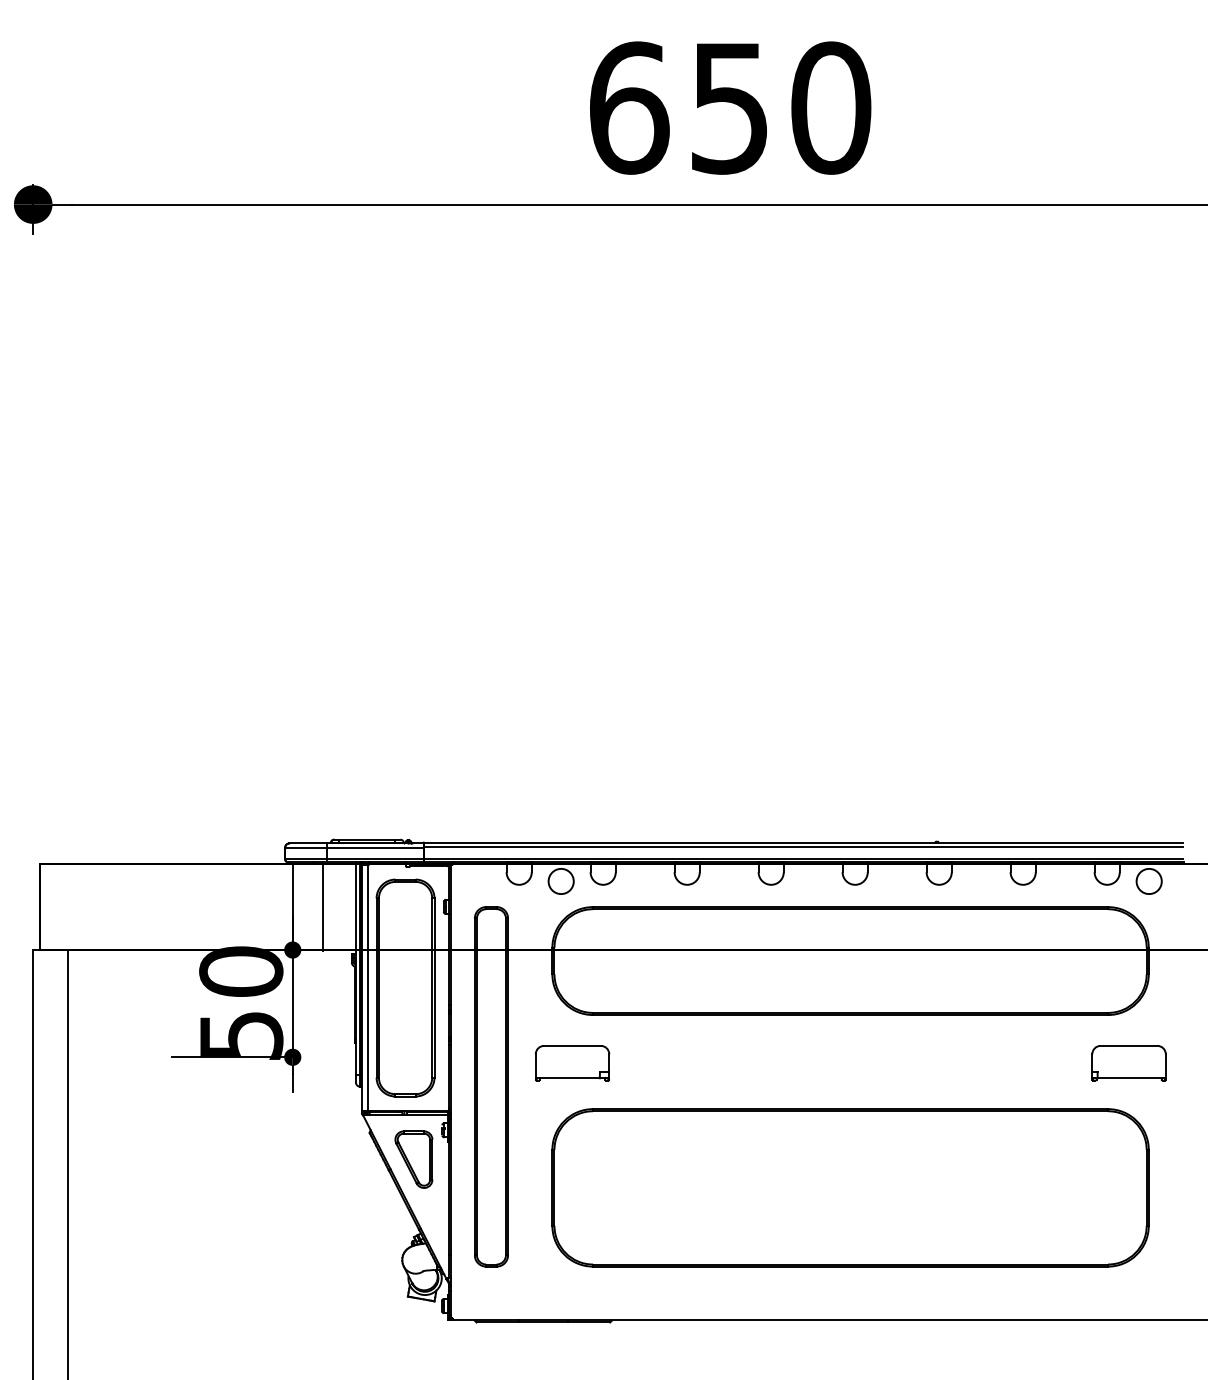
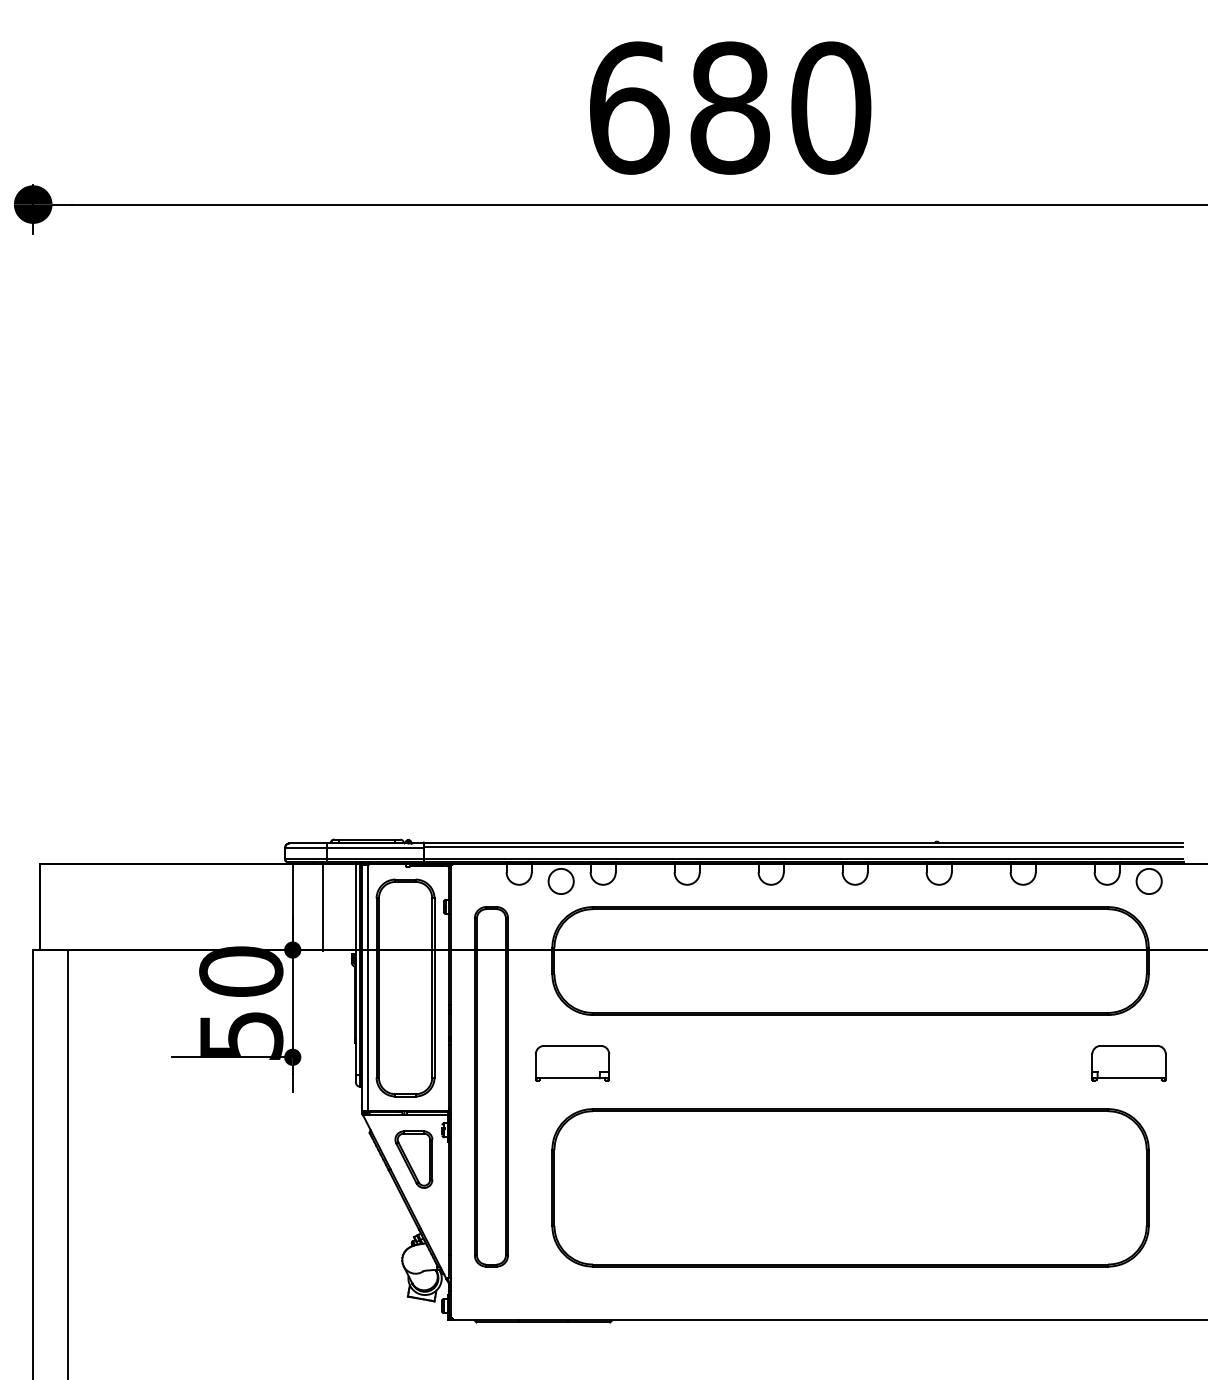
text: 650 -> 680 (729, 107)
